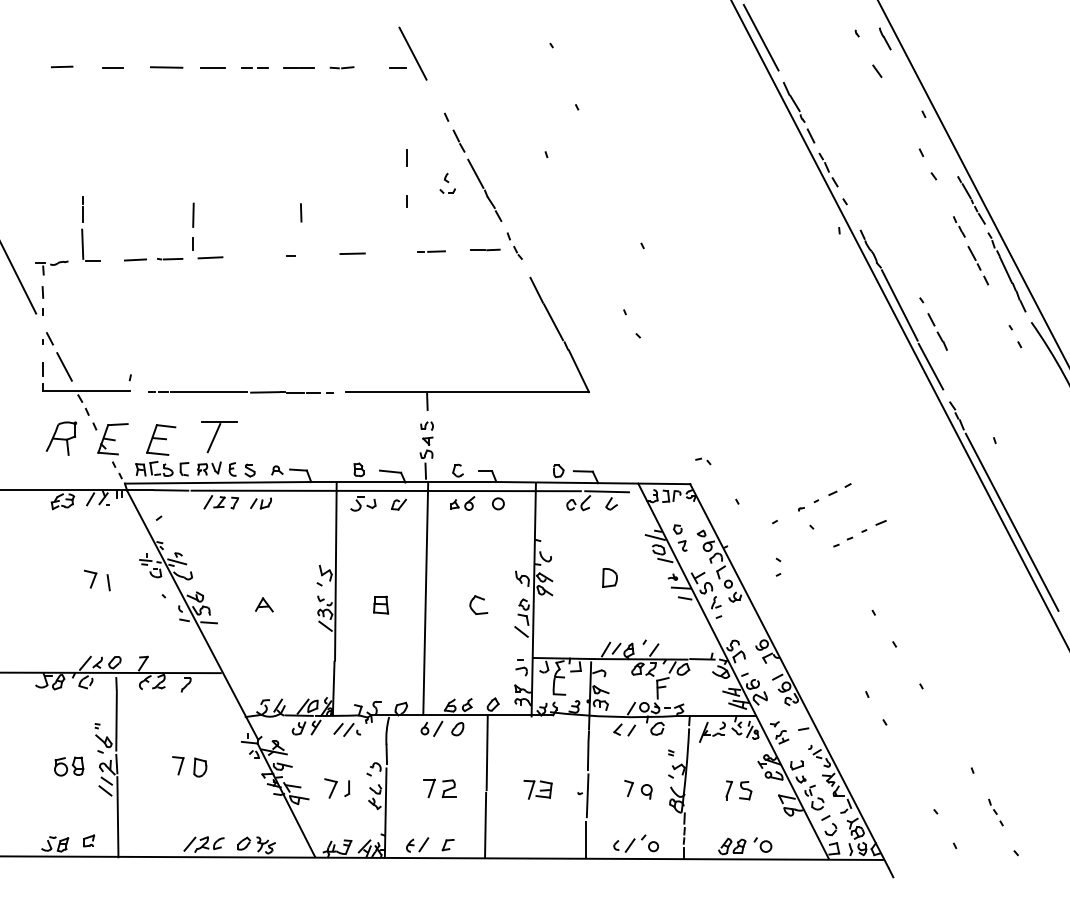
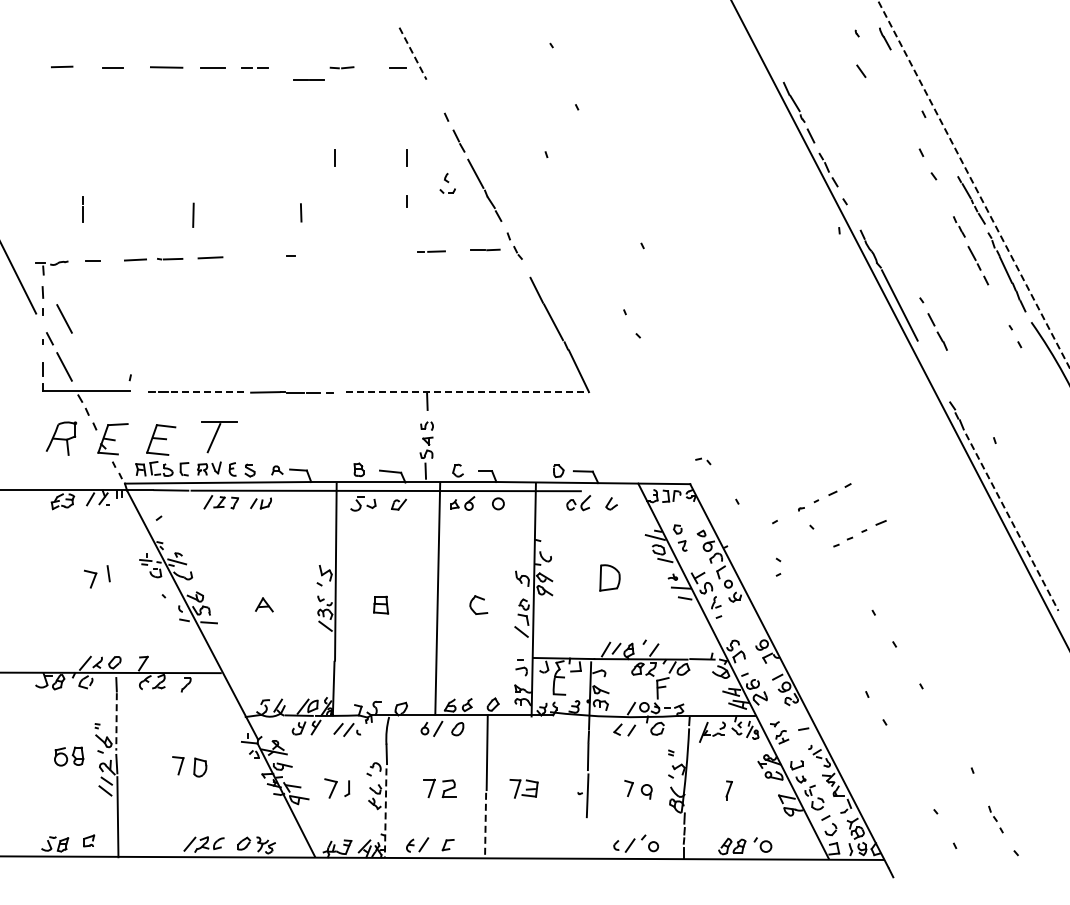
line: present -> none (760, 37)
line: solid -> dashed (413, 54)
line position: (298, 67) -> (308, 79) (308, 79)
line position: (877, 70) -> (861, 70) (861, 70)
line: none -> present (334, 157)
line: solid -> dashed (974, 184)
line: present -> none (82, 243)
line: present -> none (192, 243)
line: present -> none (352, 253)
line: none -> present (64, 318)
line: present -> none (930, 366)
line: solid -> dashed (208, 392)
line: solid -> dashed (467, 392)
line: present -> none (607, 491)
line: solid -> dashed (1012, 522)
part size: 16x20 px -> 22x28 px (609, 577)
line position: (108, 582) -> (108, 573) (108, 573)
line position: (425, 598) -> (437, 598) (437, 598)
line: solid -> dashed (116, 721)
part position: (69, 766) -> (69, 756) (69, 756)
part position: (537, 789) -> (523, 788) (523, 788)
part: present -> none (745, 790)
part position: (995, 812) -> (995, 819) (995, 819)
line: solid -> dashed (385, 813)
line: solid -> dashed (485, 825)
line: present -> none (586, 839)
